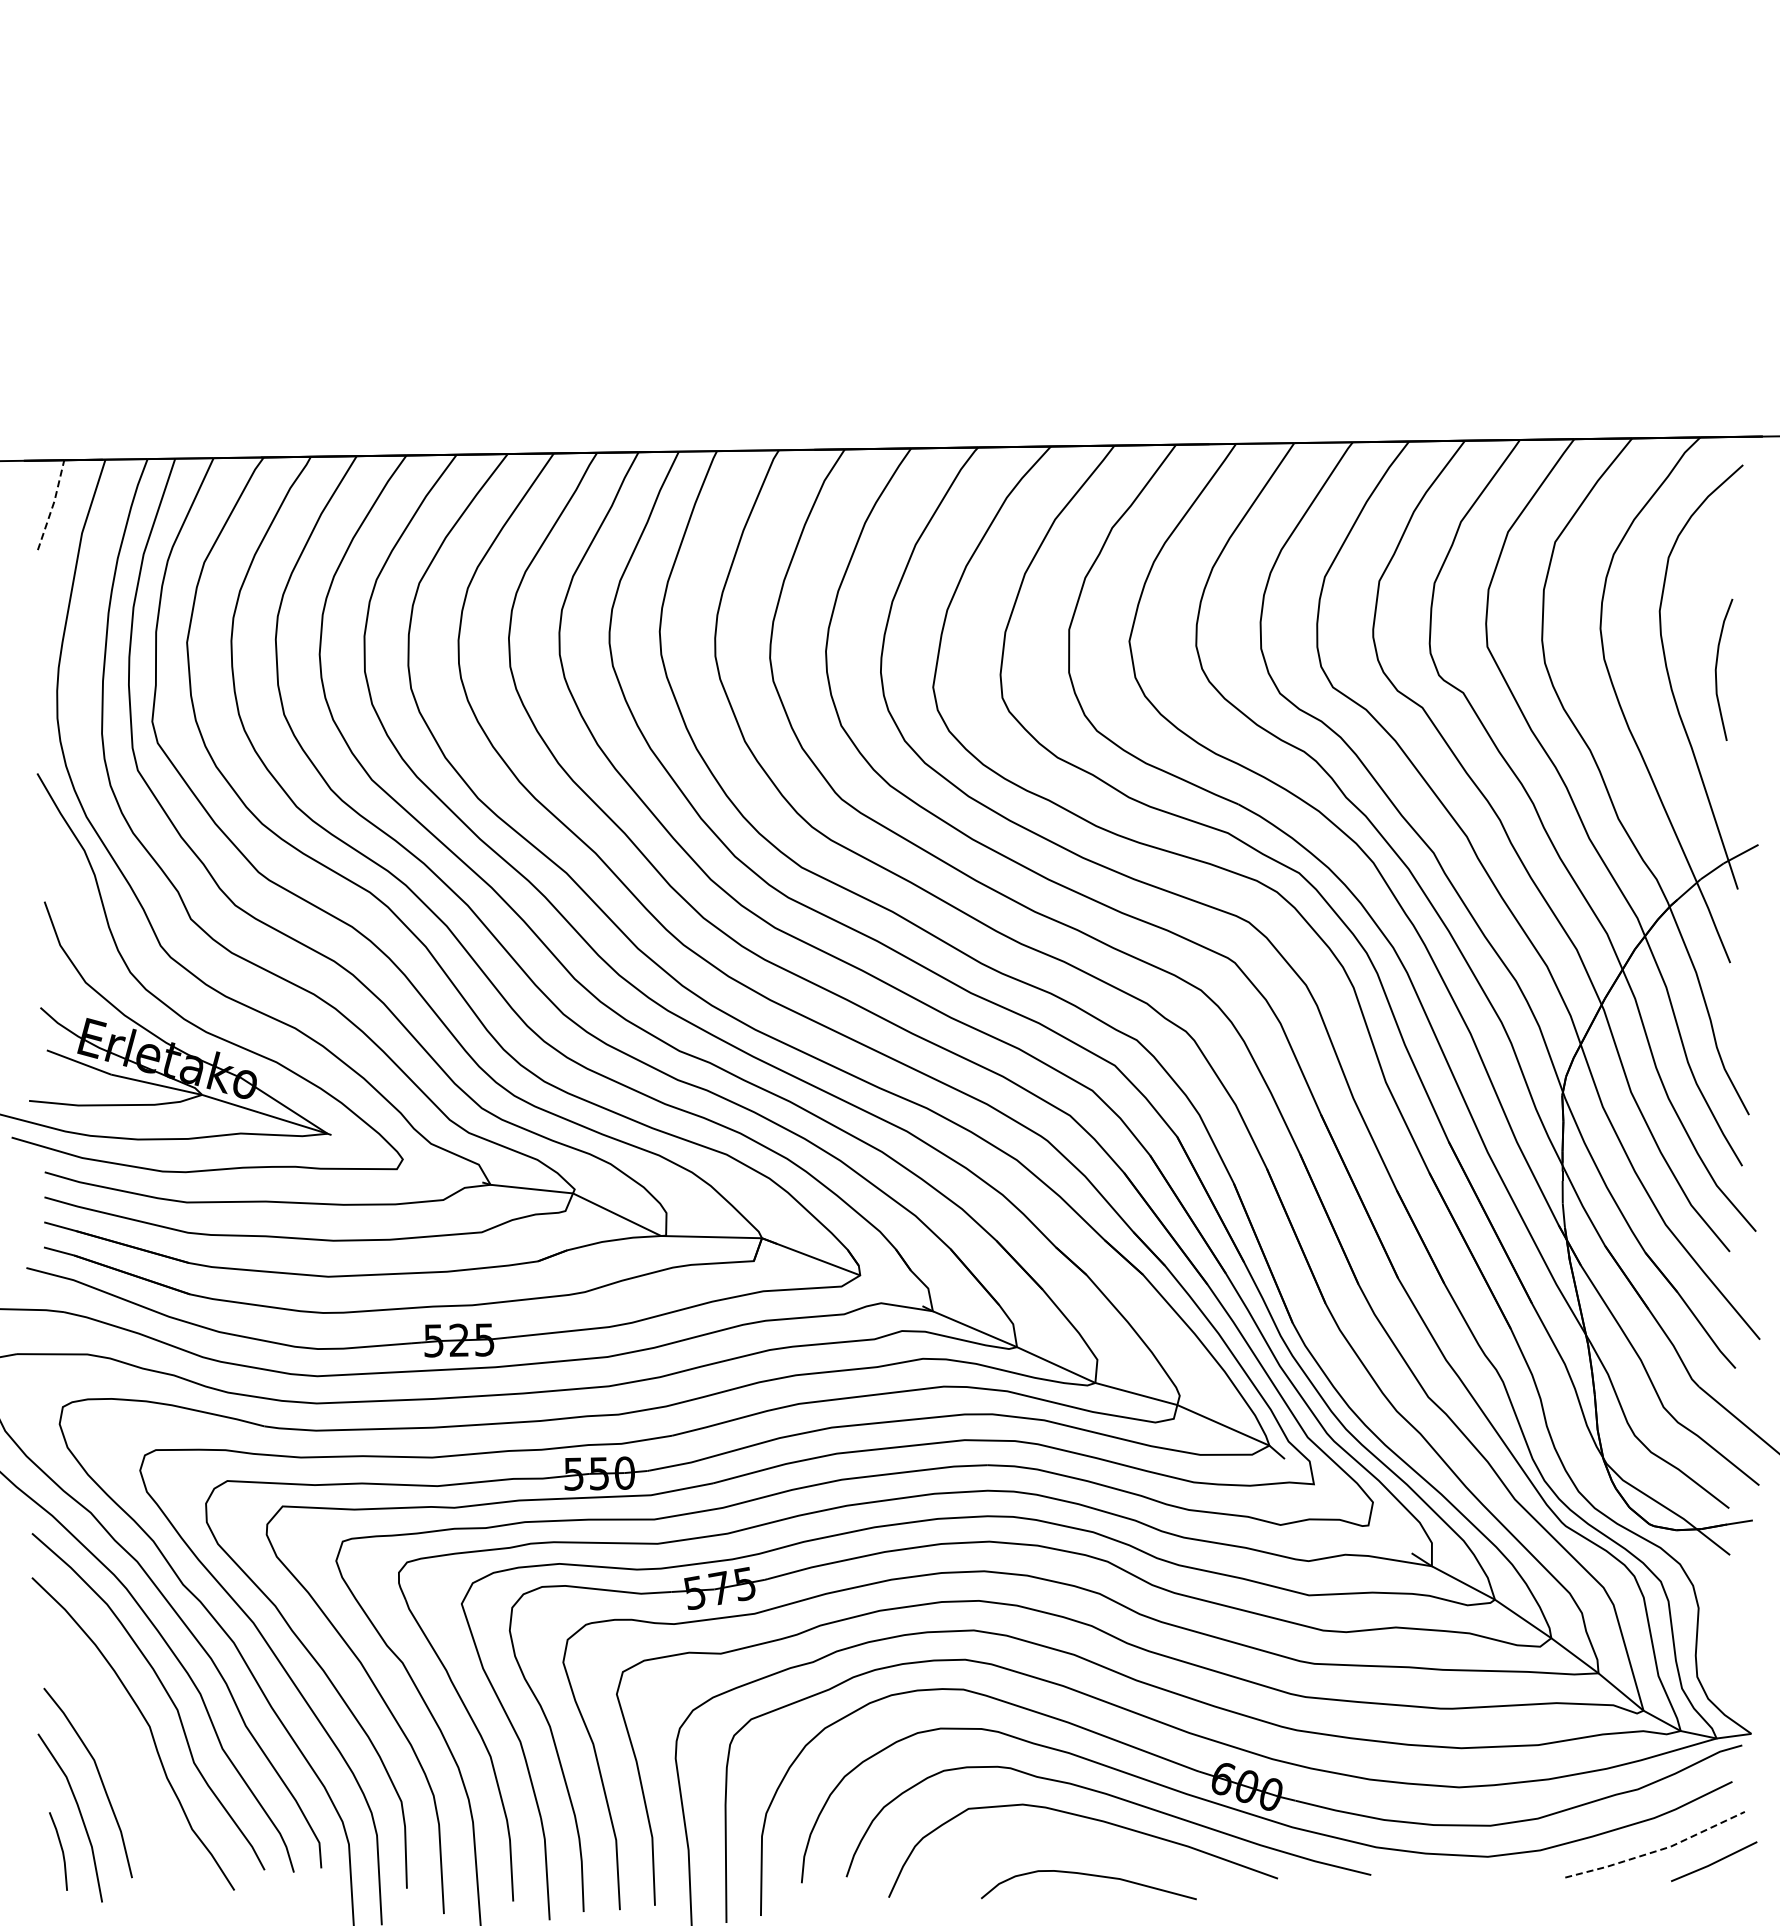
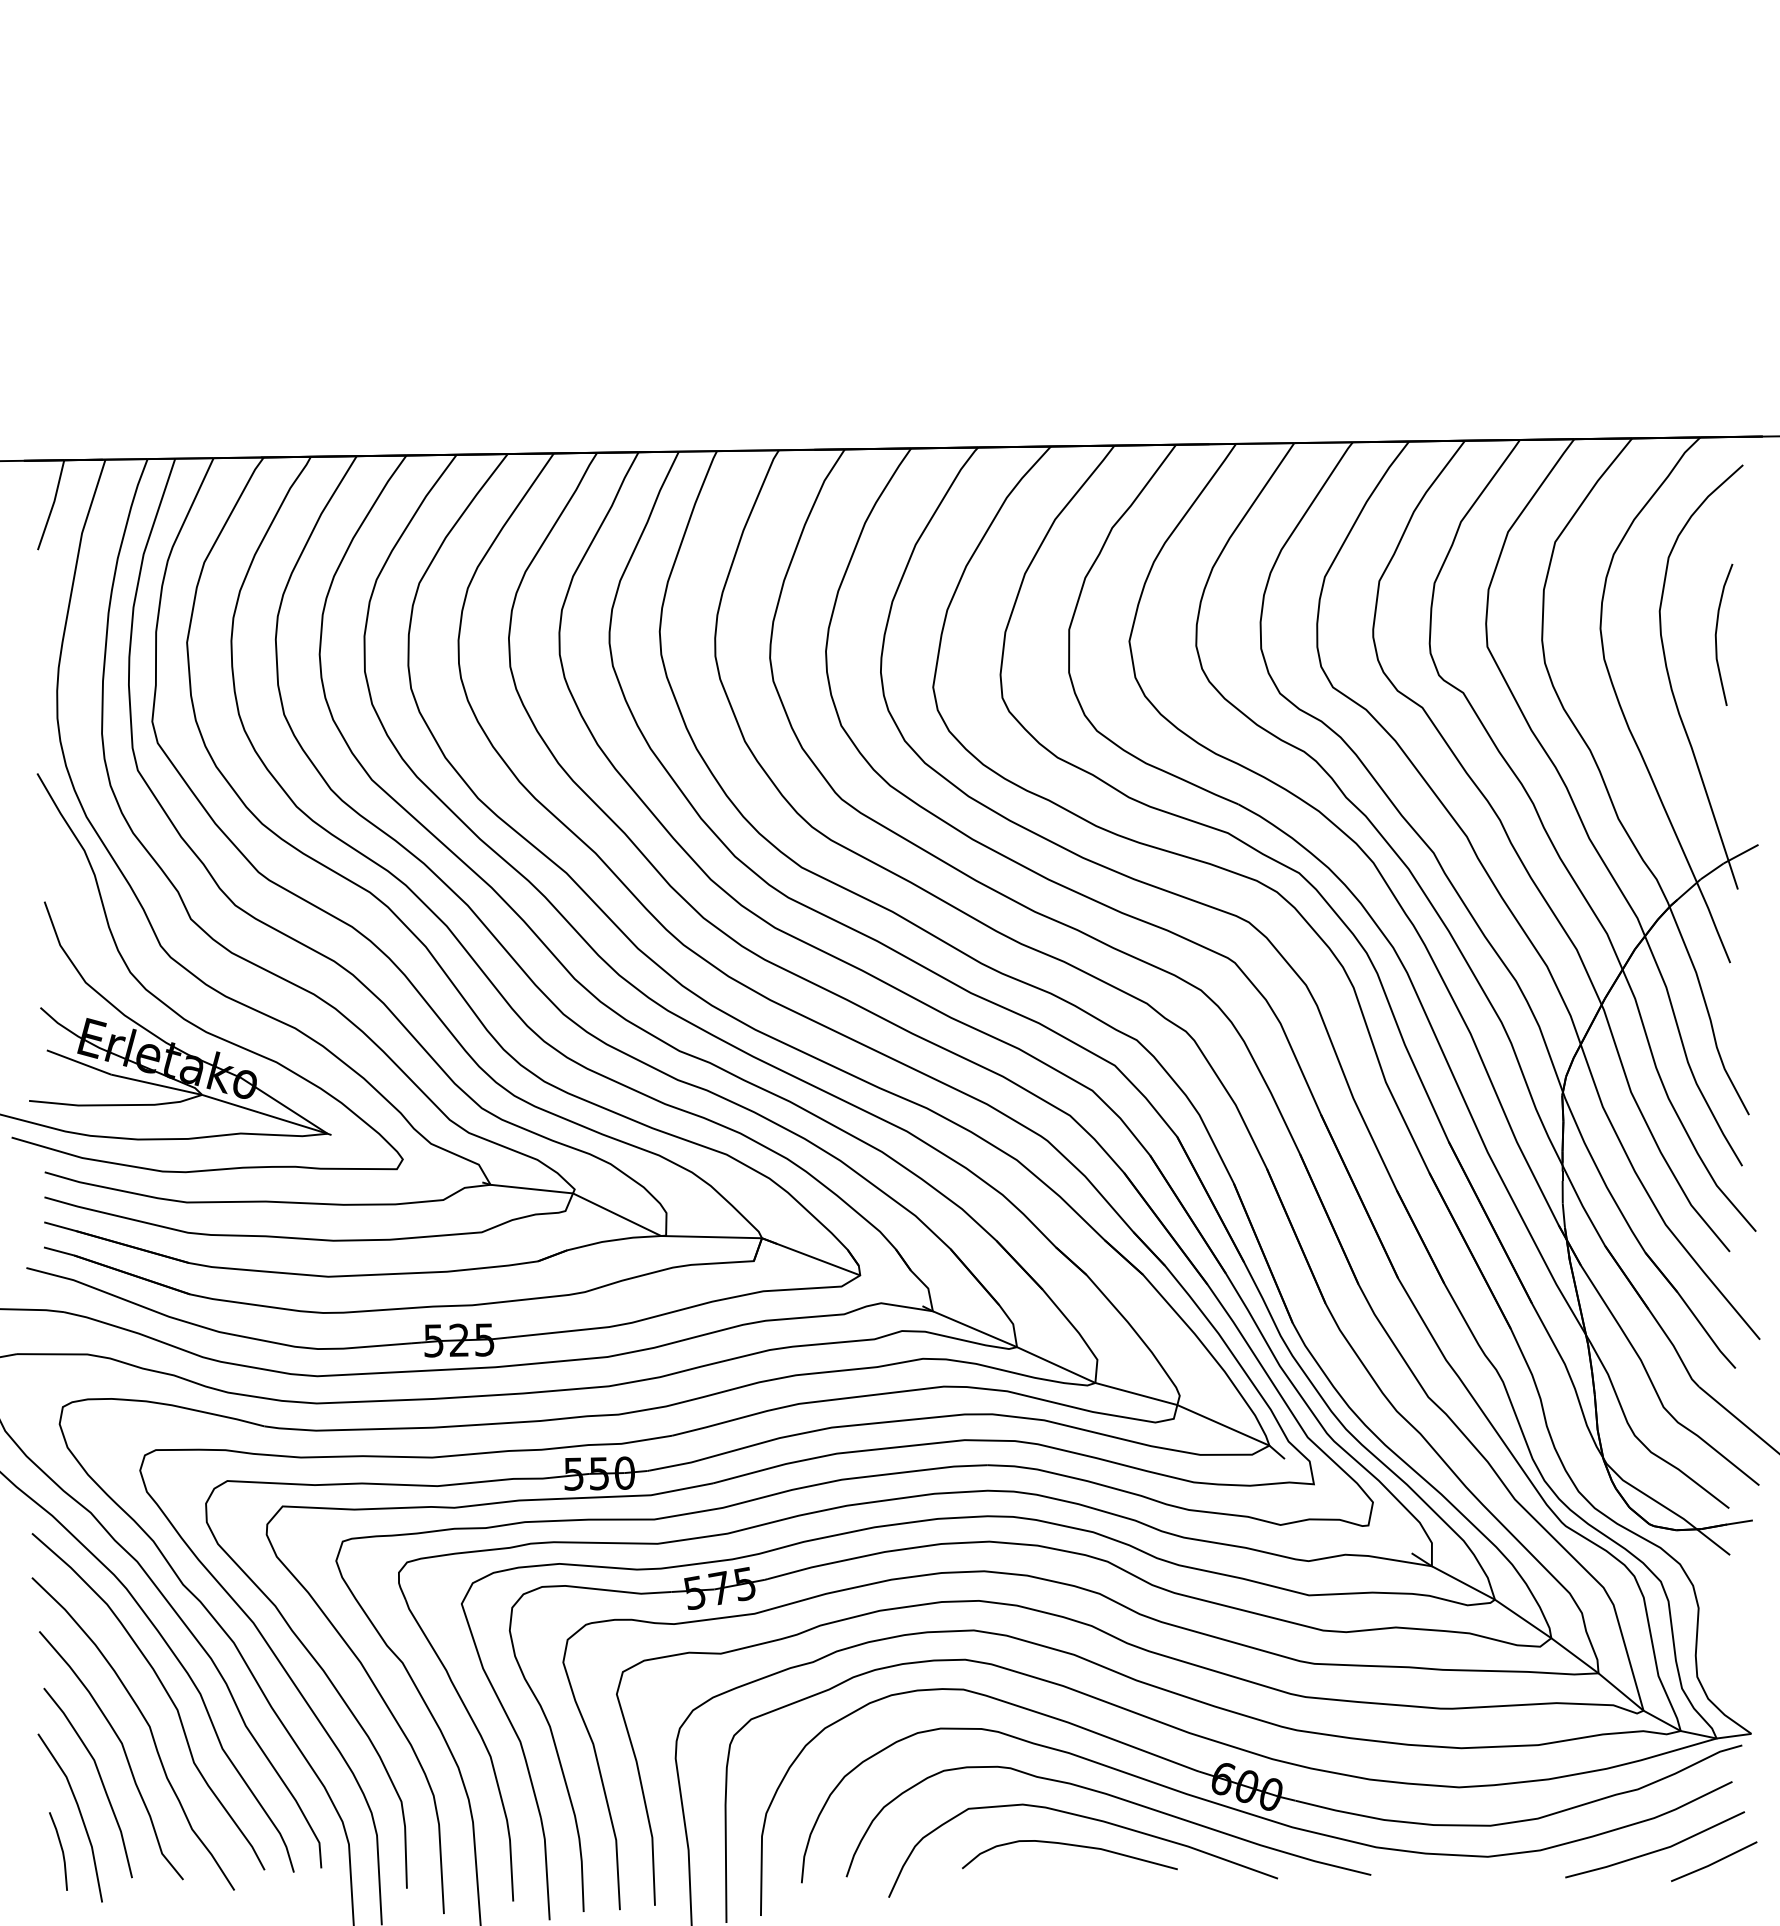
line: dashed -> solid (53, 504)
curve position: (1717, 666) -> (1717, 631) (1717, 631)
curve: none -> present (123, 1751)
line: dashed -> solid (1657, 1850)
curve position: (1092, 1876) -> (1073, 1846) (1073, 1846)
